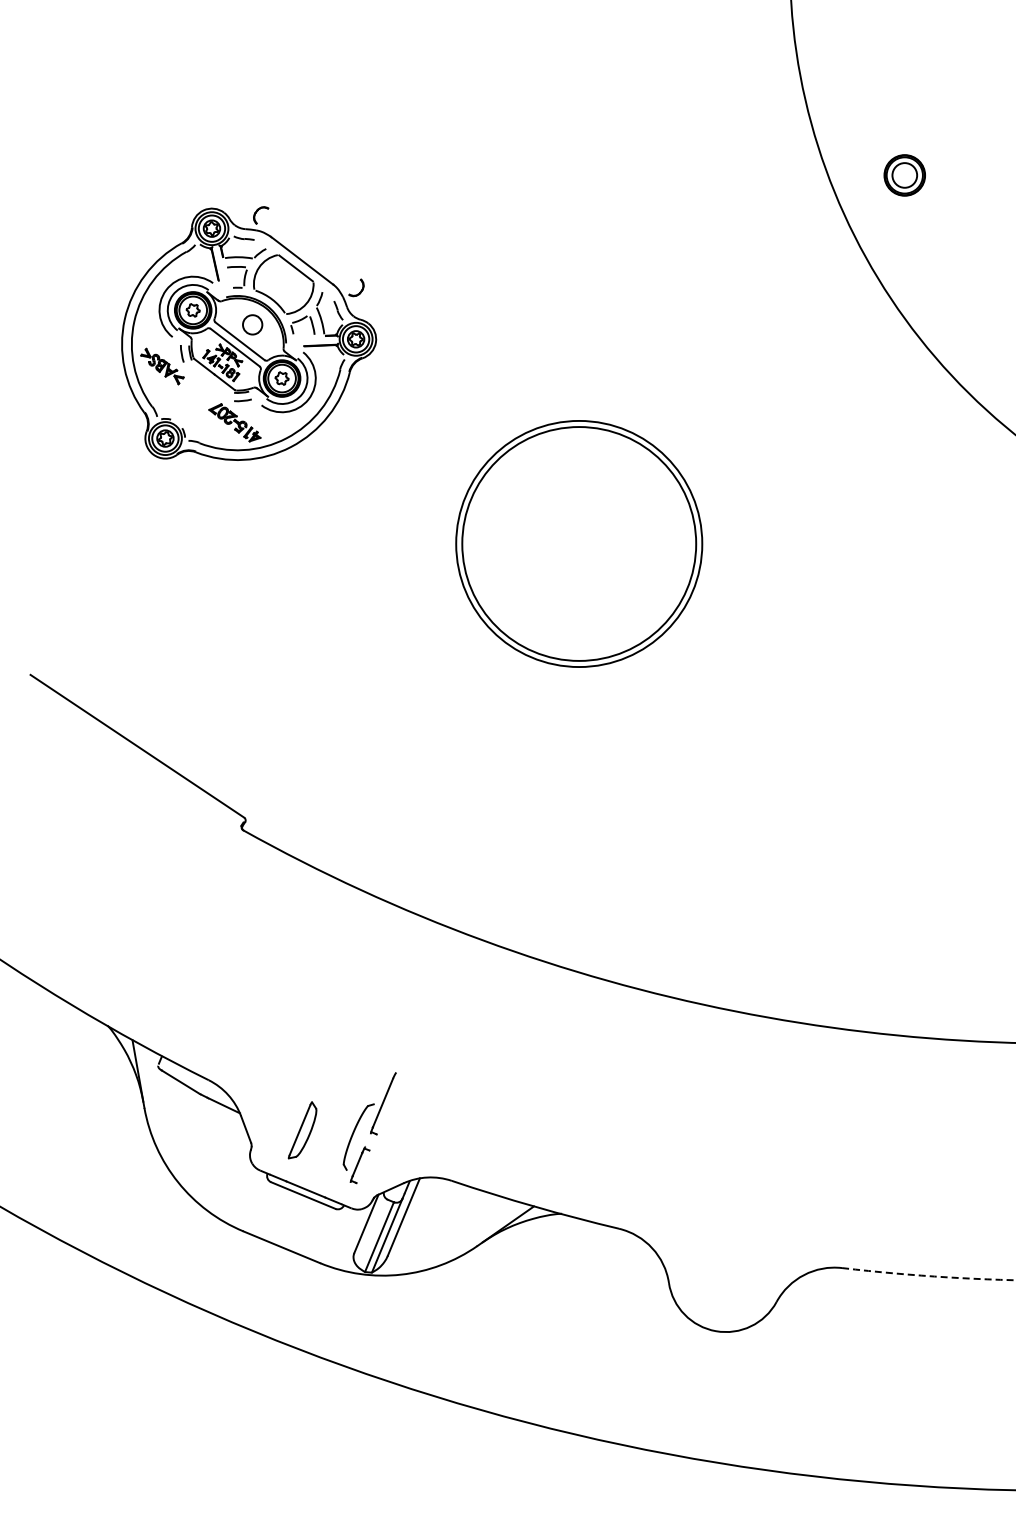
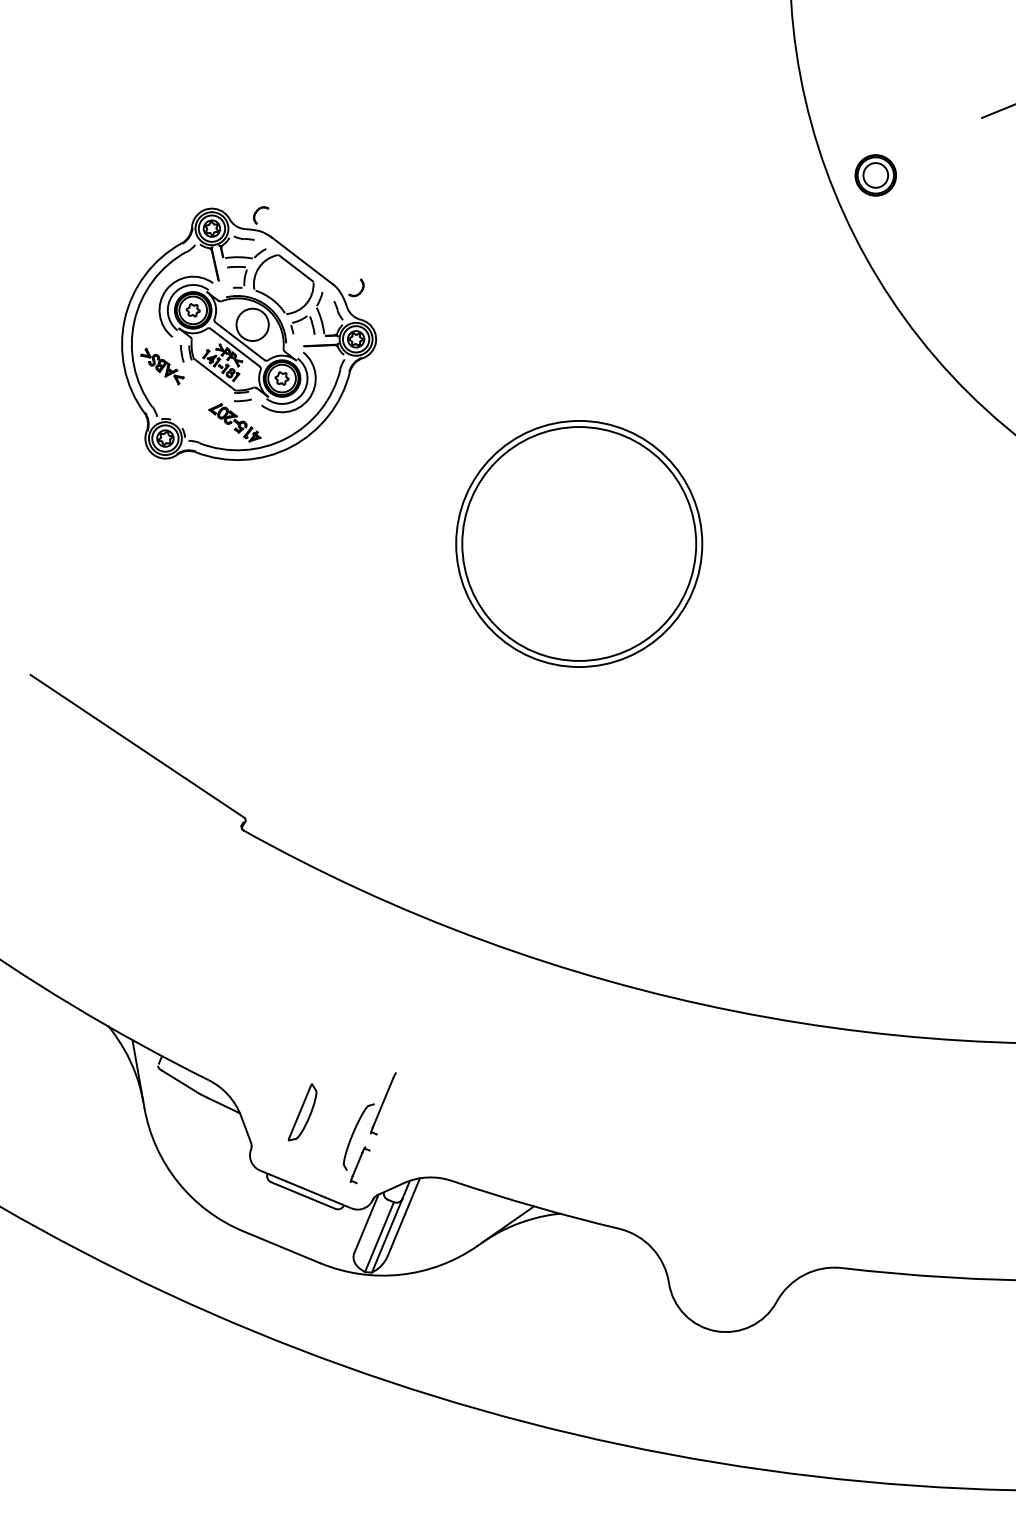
line: none -> present (997, 111)
part position: (904, 175) -> (875, 175) (875, 175)
circle diameter: 19 px -> 32 px (252, 324)
part position: (302, 1130) -> (302, 1112) (302, 1112)
arc: dashed -> solid (928, 1276)
